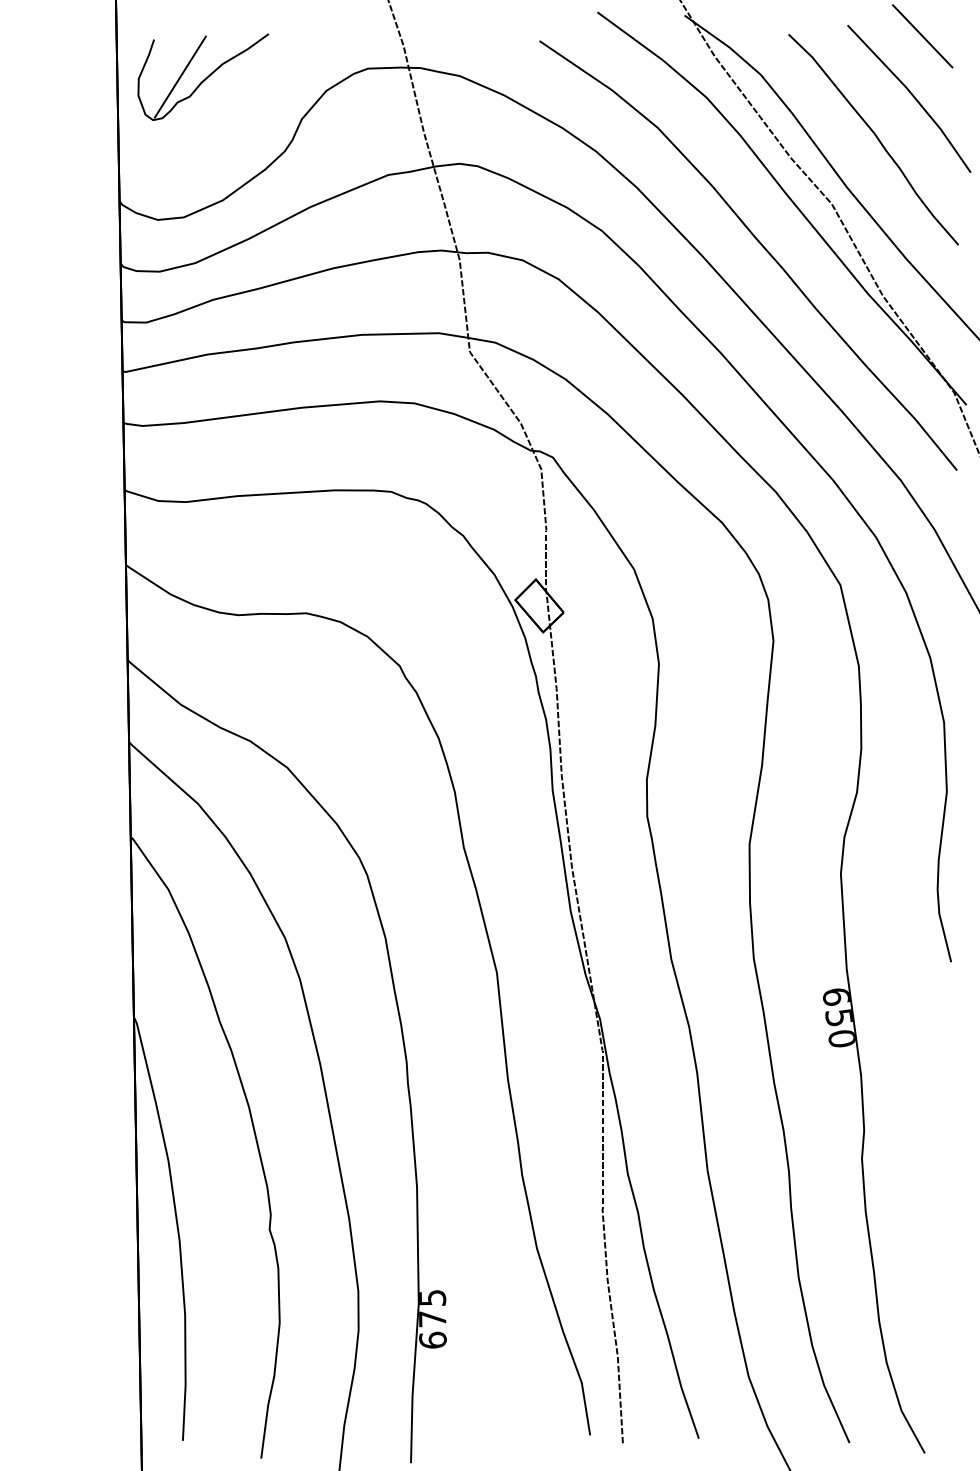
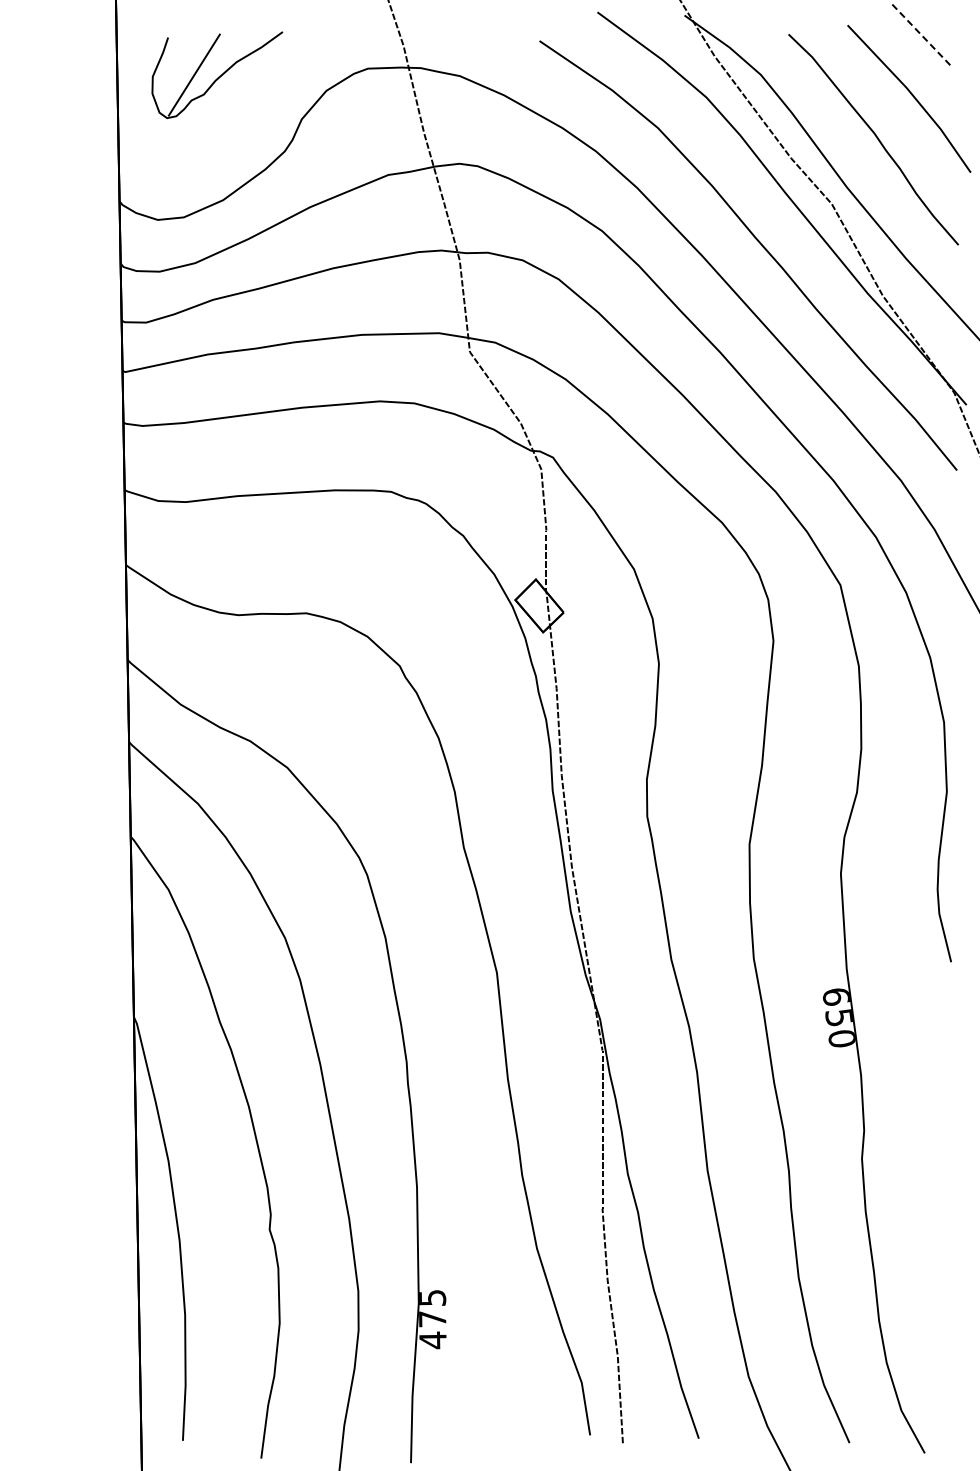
line: solid -> dashed (922, 36)
part position: (203, 76) -> (217, 74) (217, 74)
text: 675 -> 475 (432, 1340)
